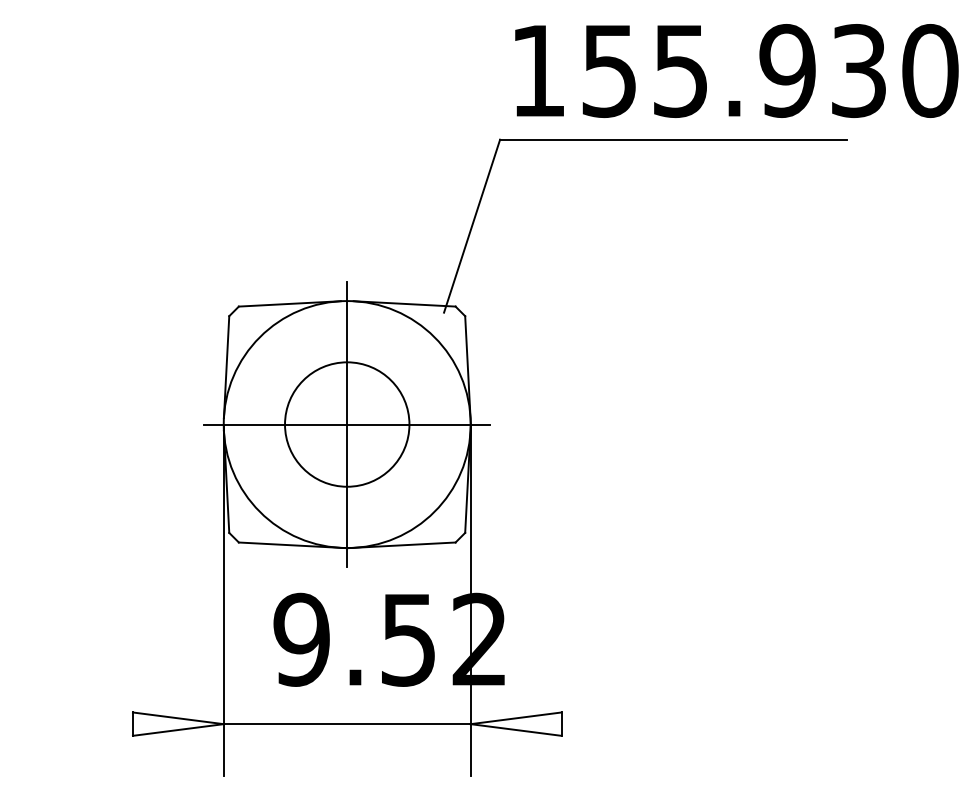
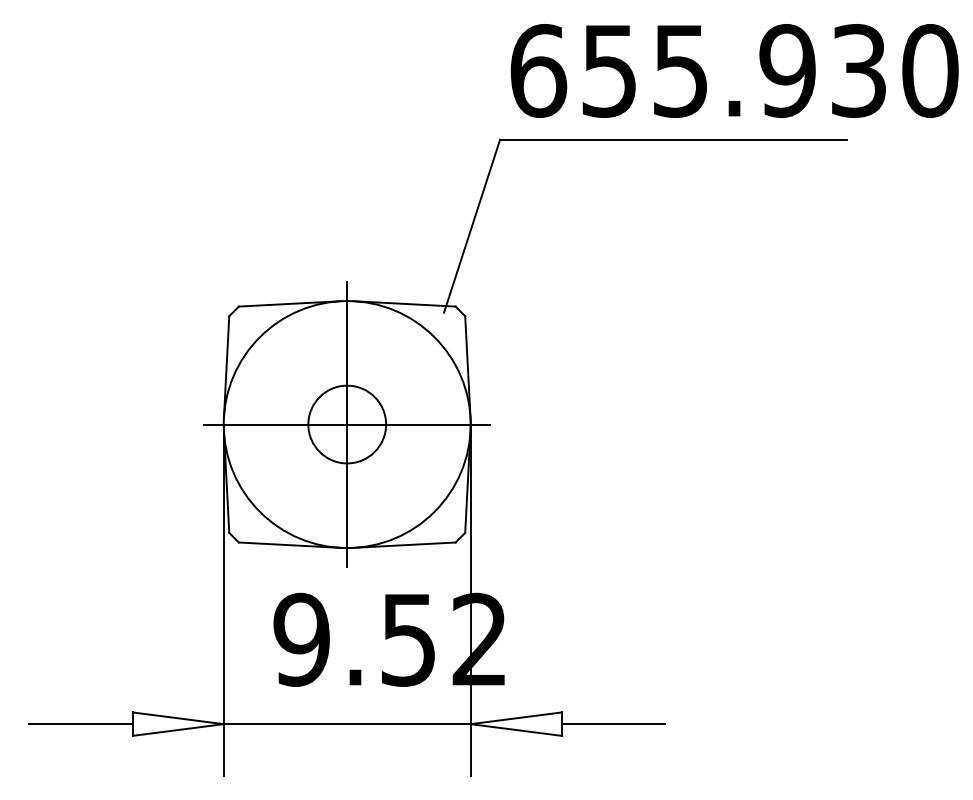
text: 155.930 -> 655.930 (538, 70)
circle diameter: 124 px -> 78 px (347, 424)
line: none -> present (80, 724)
line: none -> present (613, 724)
